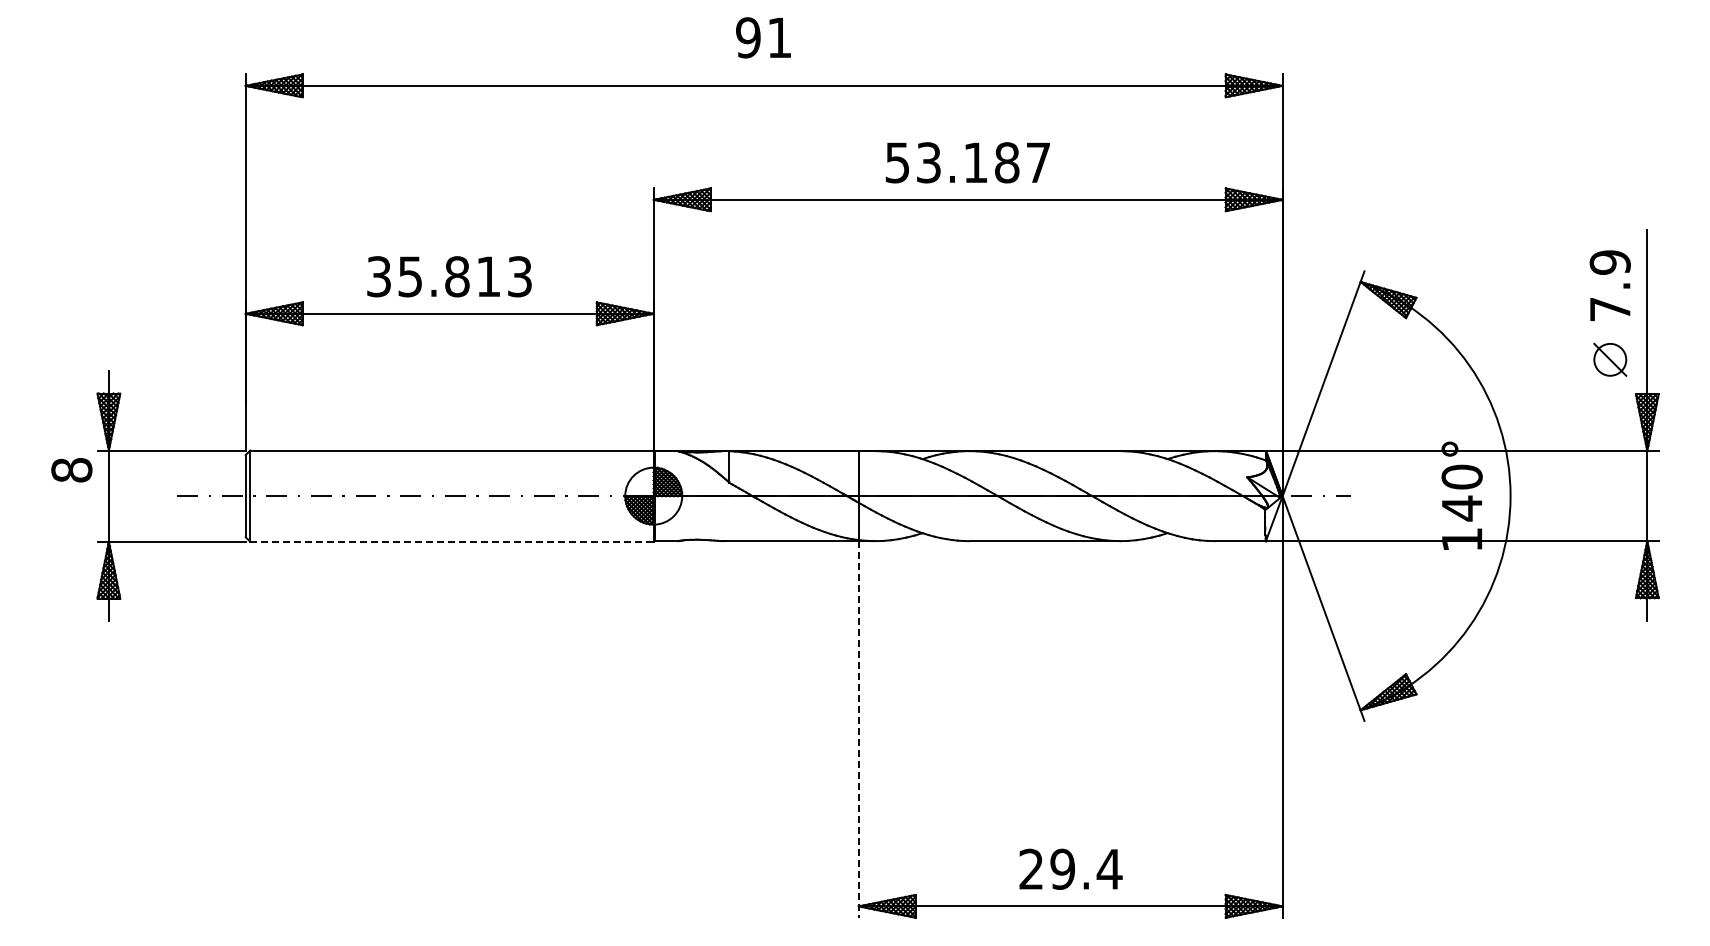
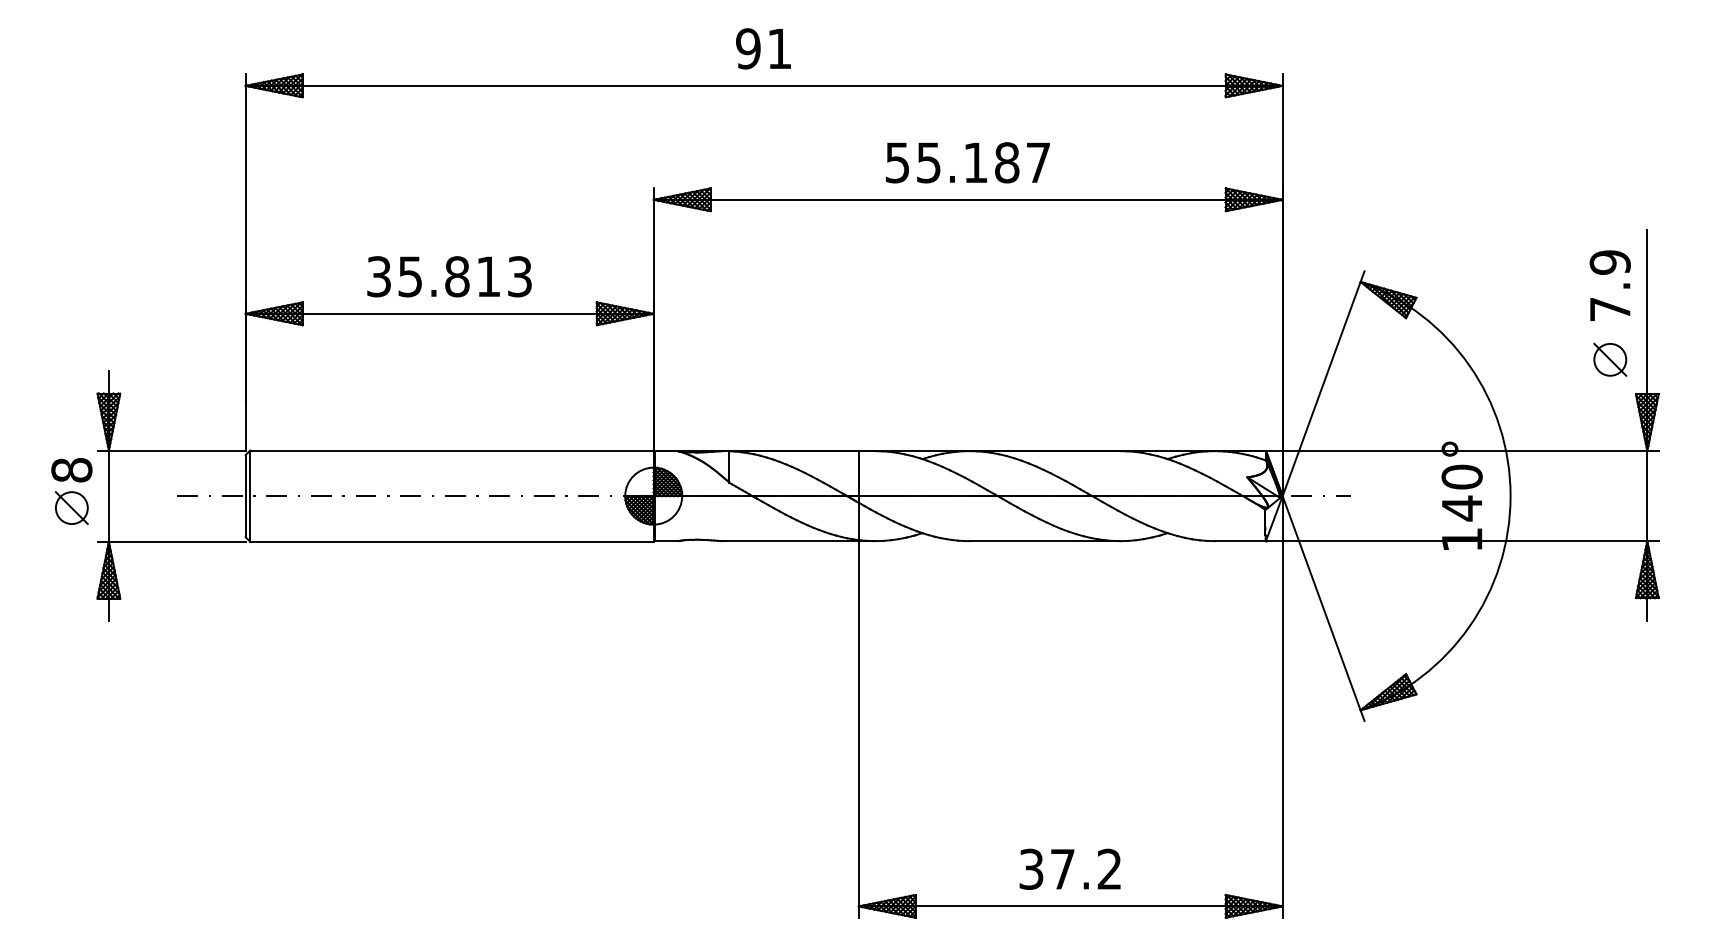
text position: (763, 37) -> (763, 48) (763, 48)
text: 53.187 -> 55.187 (928, 162)
part: none -> present (71, 508)
line: dashed -> solid (451, 541)
line: dashed -> solid (858, 729)
text: 29.4 -> 37.2 (1070, 868)
